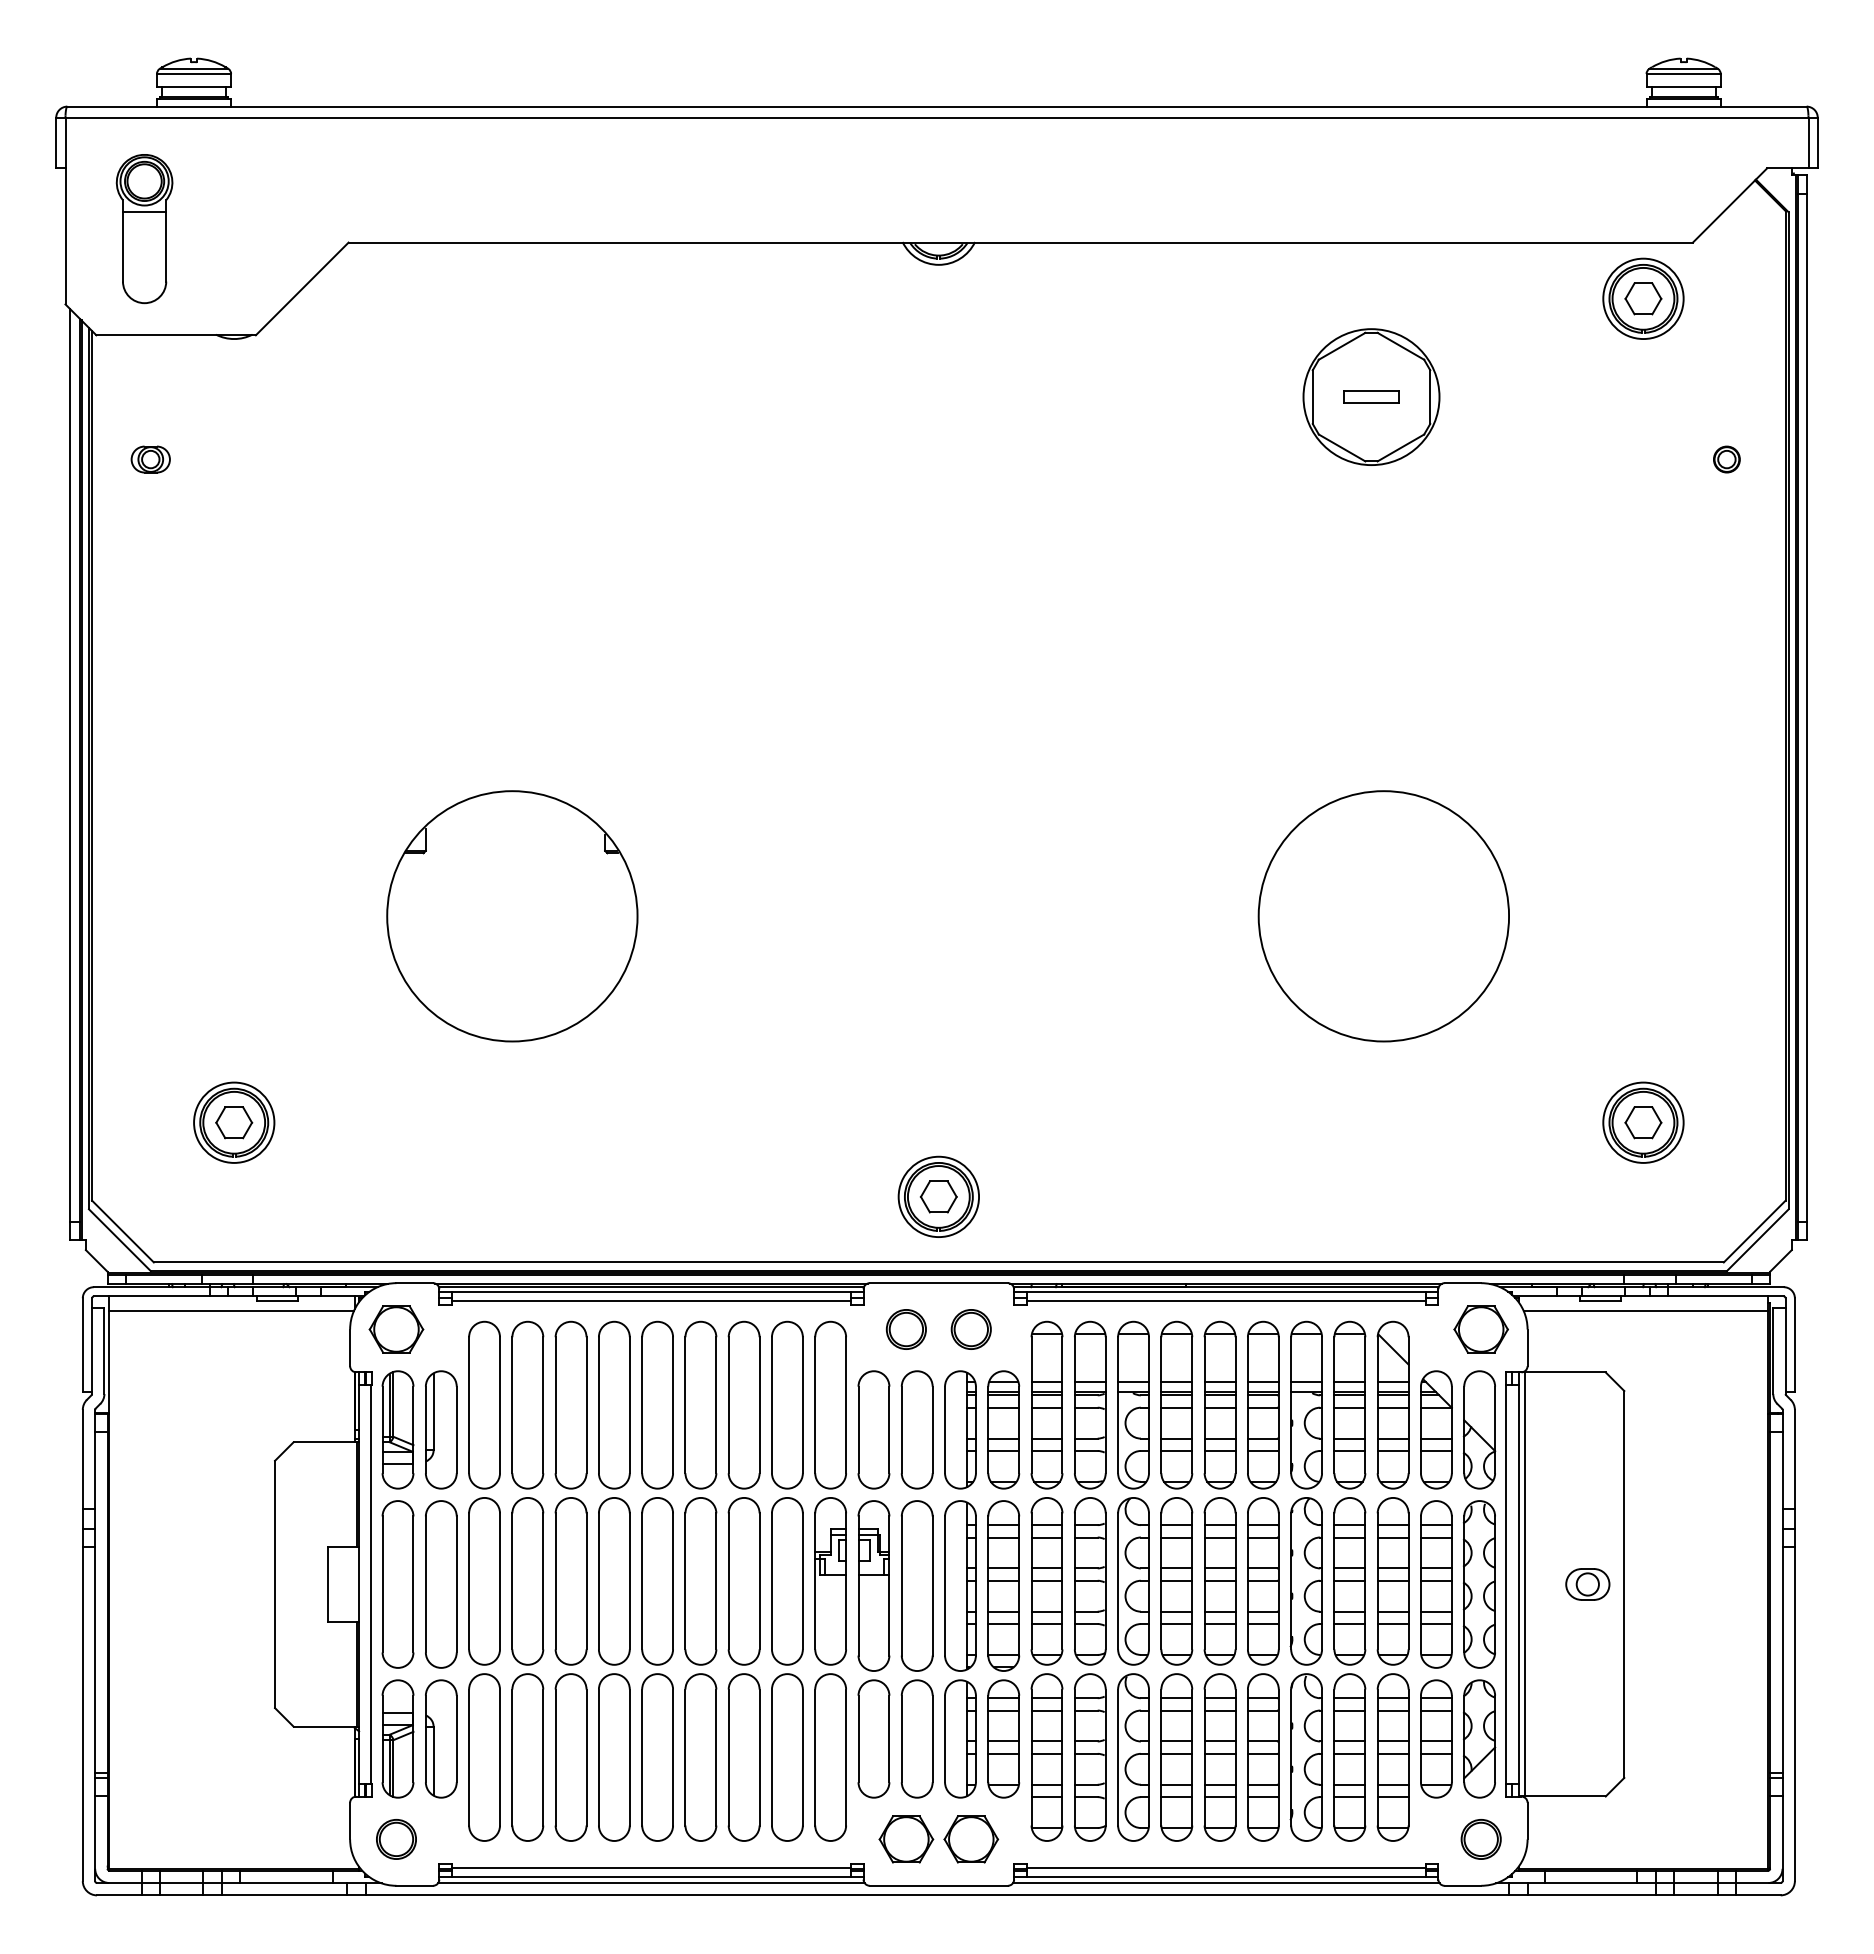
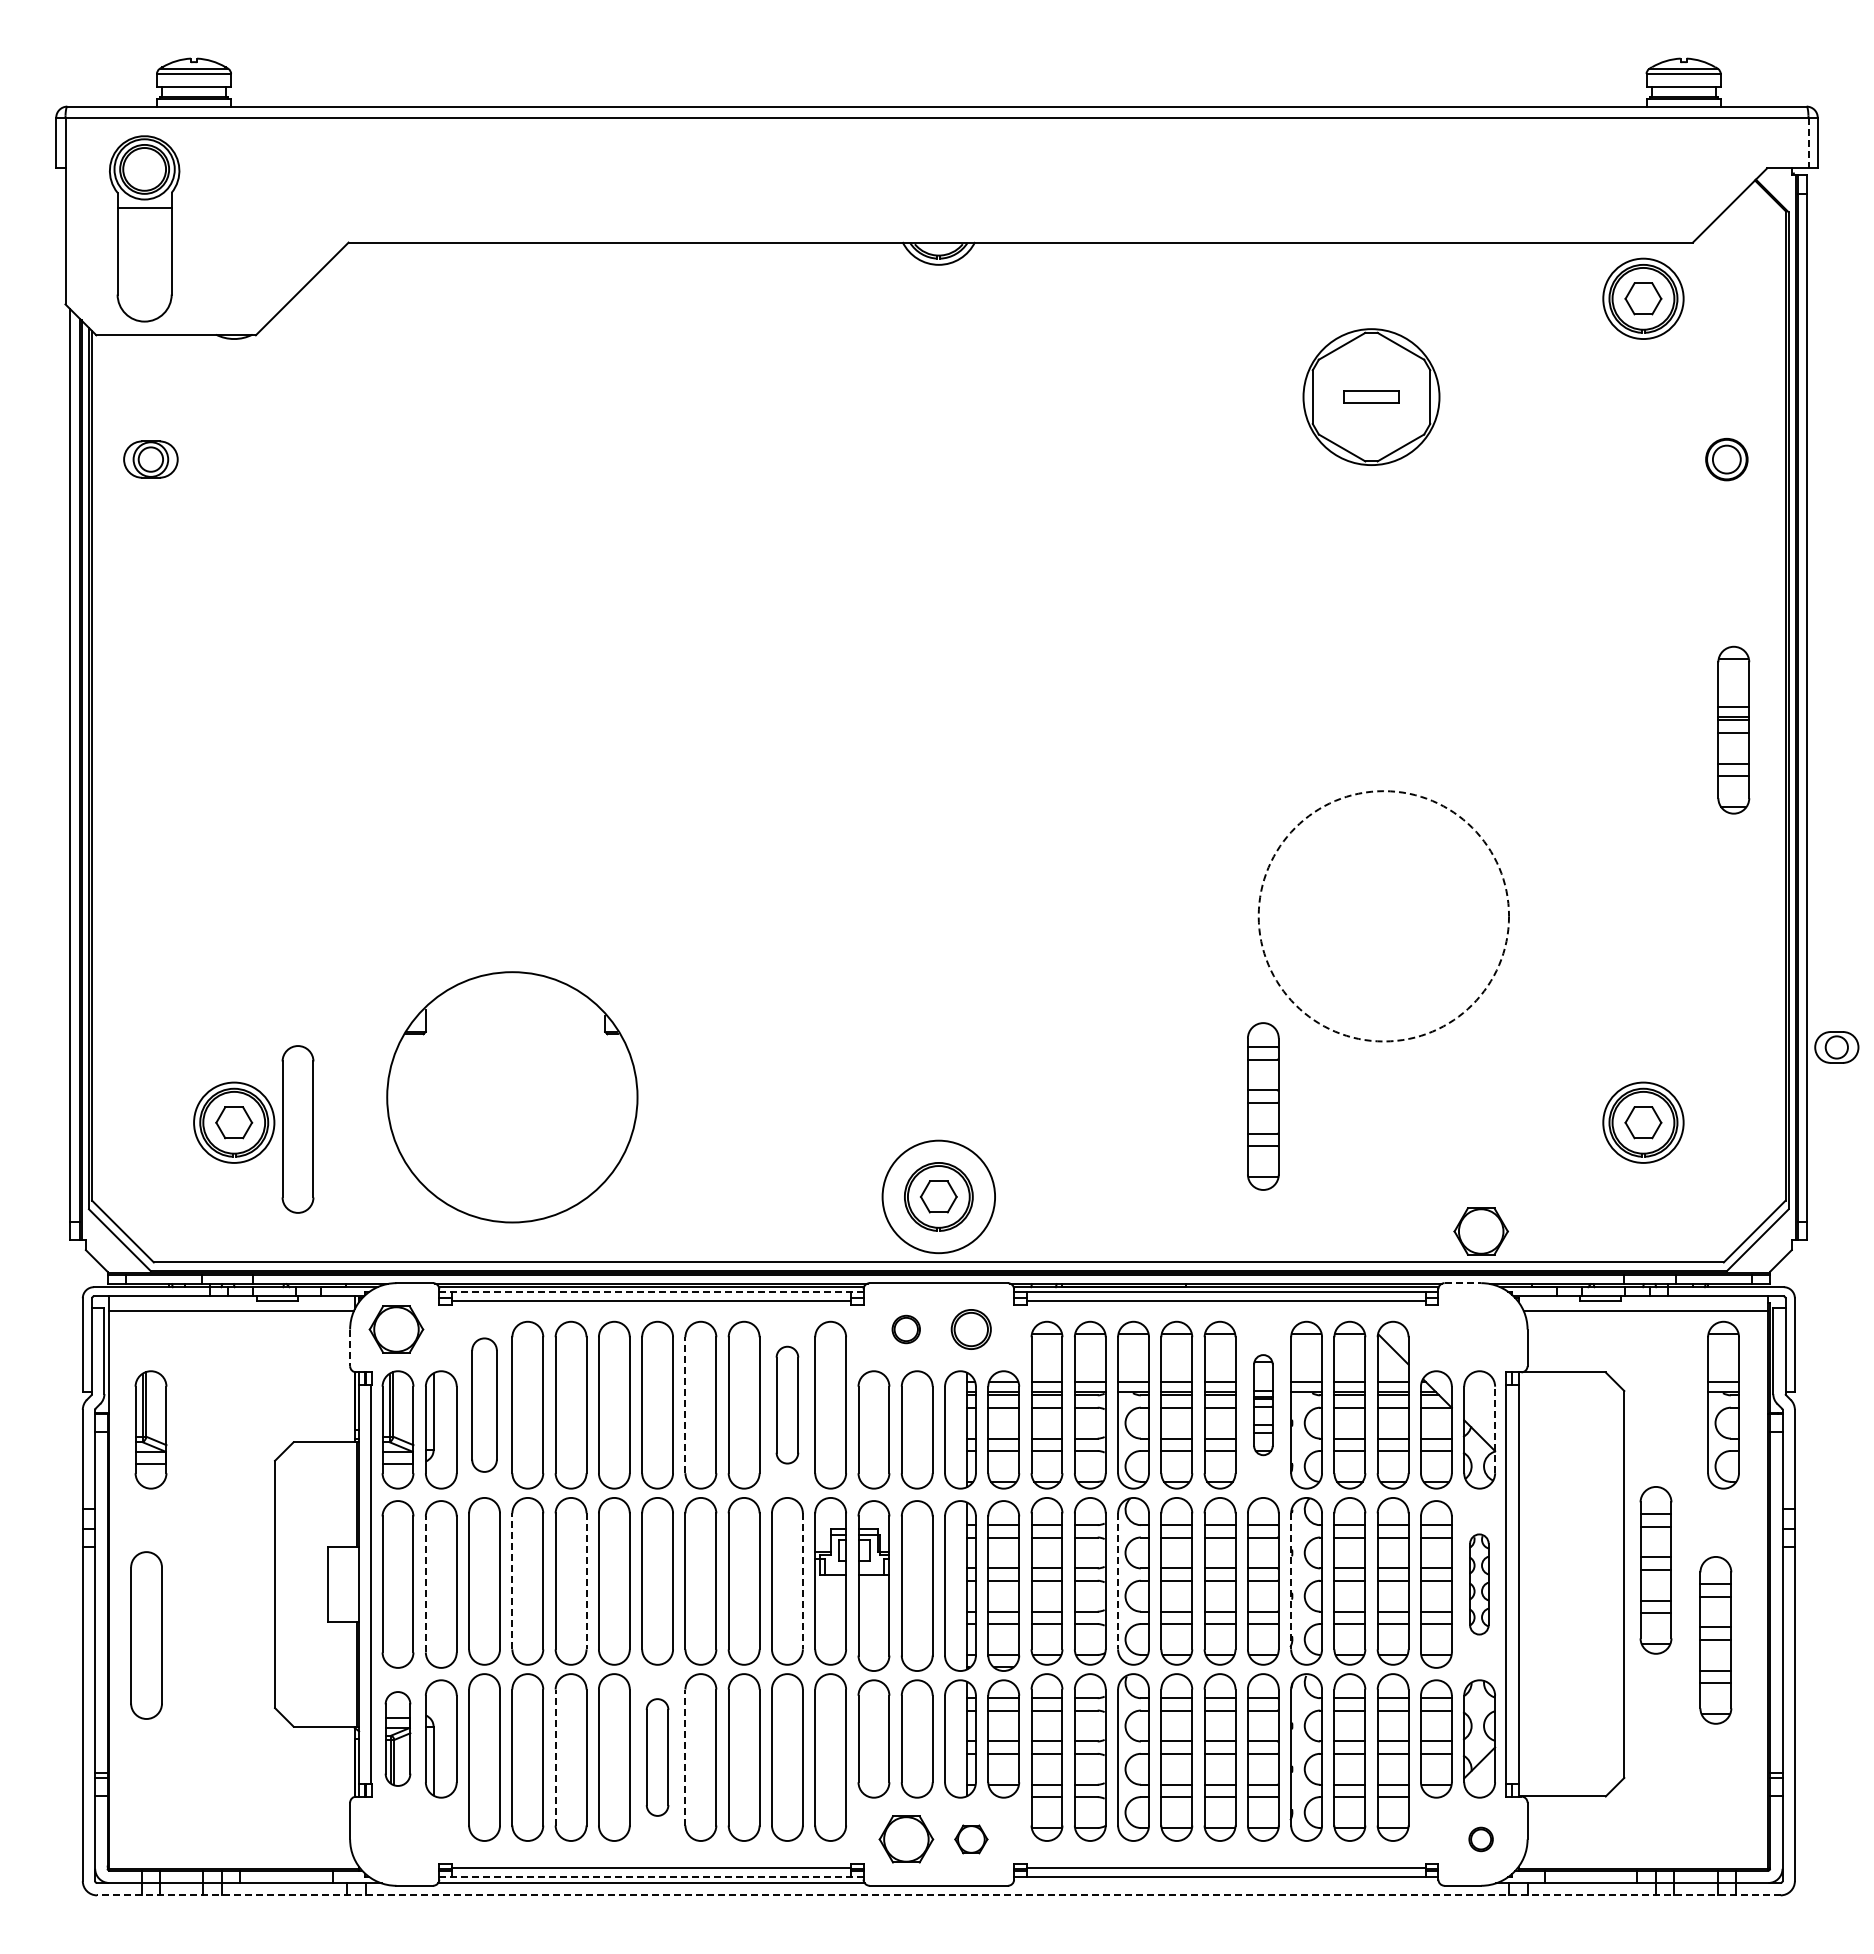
line: solid -> dashed (1808, 143)
part size: 59x151 px -> 72x188 px (144, 228)
part size: 41x29 px -> 56x39 px (150, 459)
part size: 28x29 px -> 44x44 px (1726, 459)
part: none -> present (1733, 729)
part position: (512, 916) -> (512, 1097) (512, 1097)
circle: solid -> dashed (1383, 916)
part: none -> present (1263, 1106)
part: none -> present (297, 1129)
circle diameter: 80 px -> 112 px (938, 1196)
line: solid -> dashed (1463, 1283)
line: solid -> dashed (651, 1292)
part size: 42x41 px -> 30x31 px (905, 1329)
part position: (1480, 1329) -> (1480, 1231) (1480, 1231)
line: solid -> dashed (350, 1348)
part size: 33x170 px -> 27x136 px (484, 1404)
part size: 33x170 px -> 25x120 px (787, 1404)
part size: 33x170 px -> 21x103 px (1263, 1405)
part: none -> present (1723, 1404)
line: solid -> dashed (685, 1405)
part: none -> present (150, 1429)
line: solid -> dashed (1495, 1429)
part: none -> present (1655, 1570)
line: solid -> dashed (512, 1581)
line: solid -> dashed (586, 1581)
line: solid -> dashed (802, 1581)
line: solid -> dashed (1118, 1581)
line: solid -> dashed (1291, 1581)
line: solid -> dashed (425, 1584)
part size: 34x169 px -> 21x103 px (1479, 1584)
line: present -> none (1524, 1584)
part position: (1587, 1584) -> (1836, 1047) (1836, 1047)
part: none -> present (146, 1635)
part: none -> present (1715, 1640)
part size: 34x120 px -> 28x96 px (397, 1738)
line: solid -> dashed (555, 1757)
part size: 33x169 px -> 25x119 px (657, 1757)
line: solid -> dashed (685, 1757)
part: present -> none (396, 1839)
part size: 57x49 px -> 35x31 px (971, 1839)
part size: 42x41 px -> 26x27 px (1480, 1839)
line: solid -> dashed (651, 1876)
line: present -> none (1225, 1883)
line: solid -> dashed (938, 1895)
